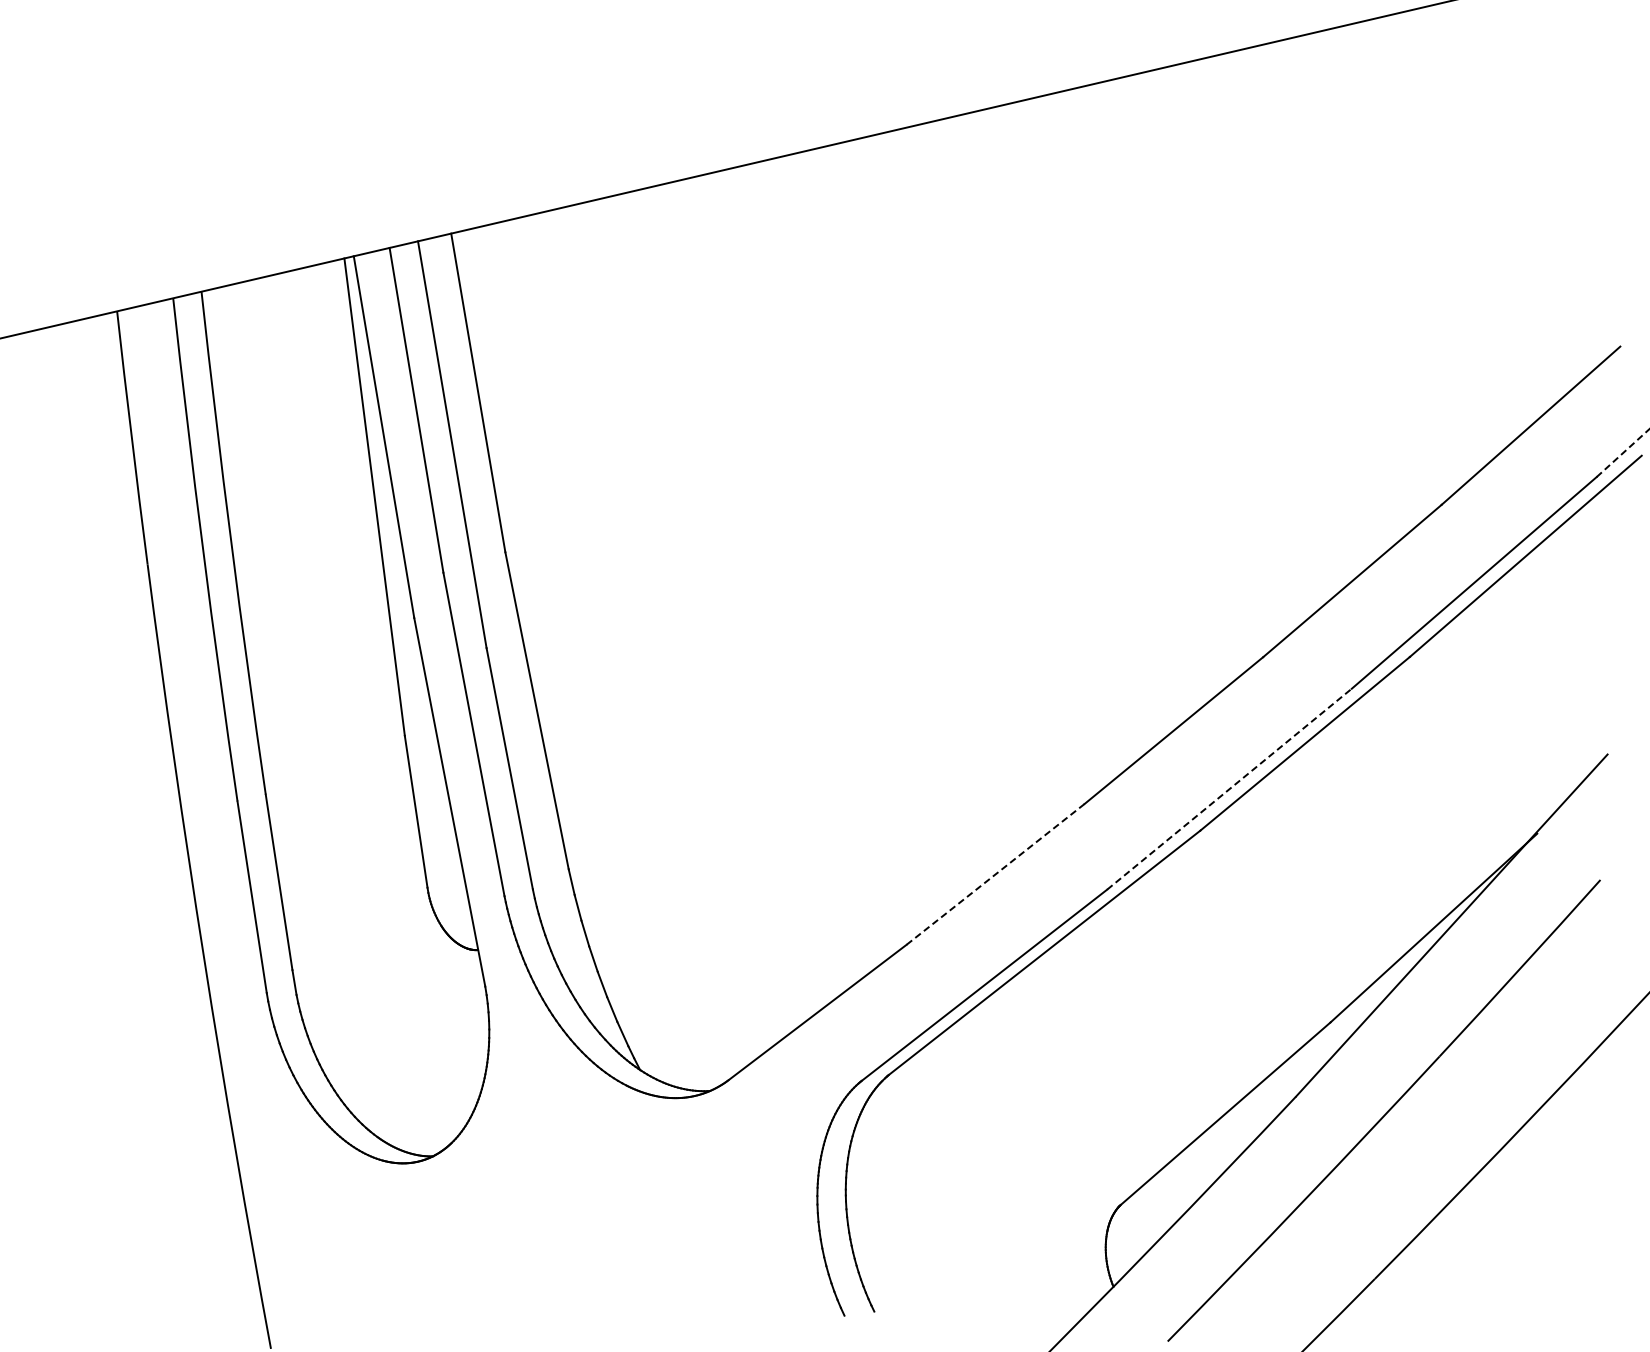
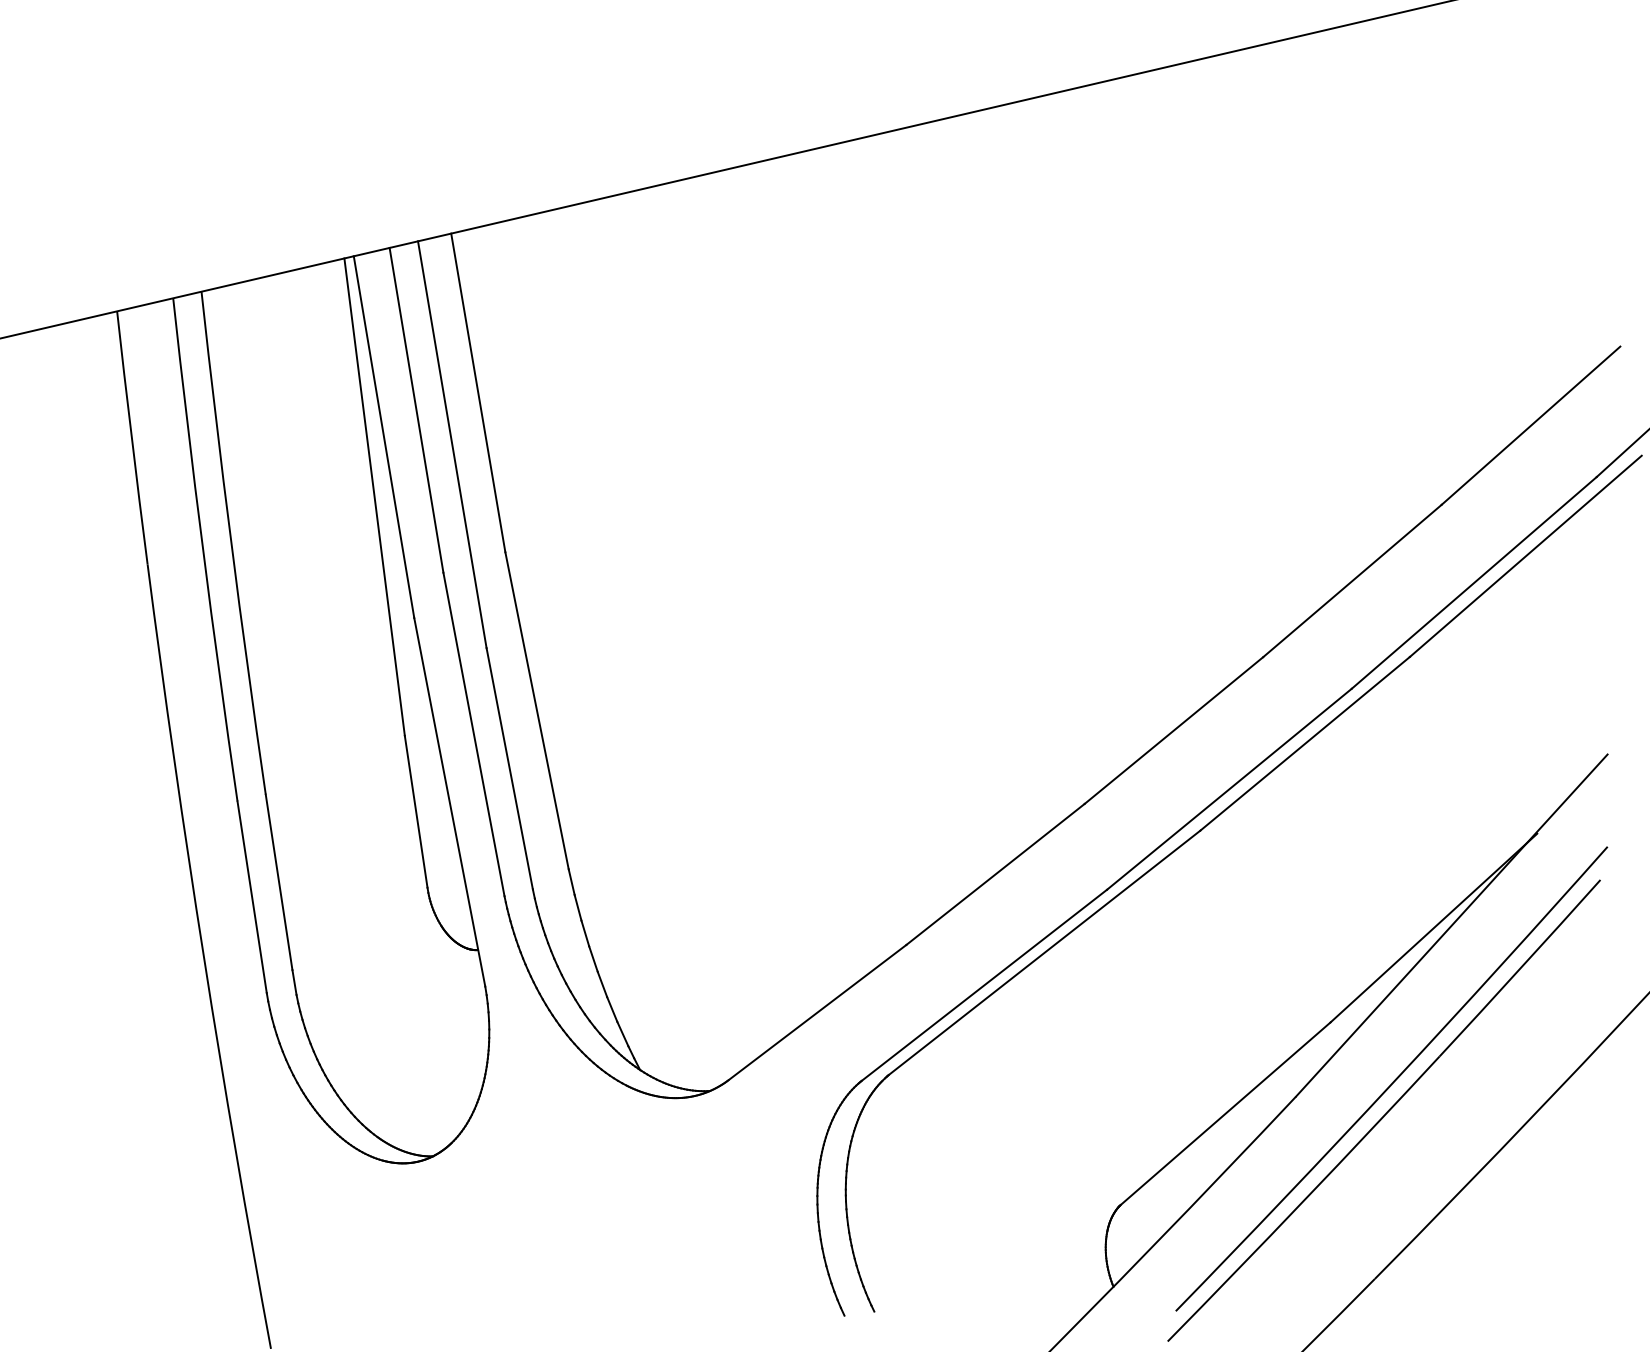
line: dashed -> solid (1623, 452)
line: dashed -> solid (1229, 788)
line: dashed -> solid (995, 874)
arc: none -> present (1393, 1080)
